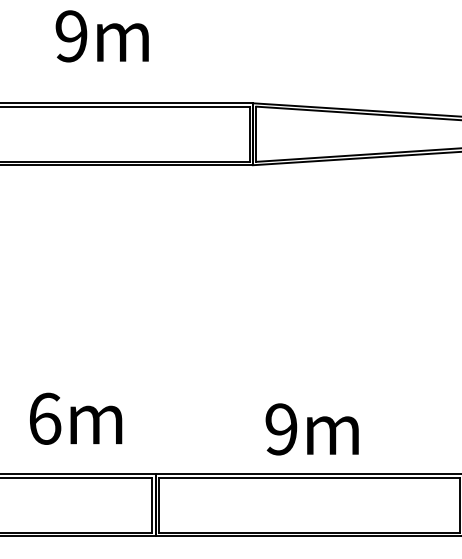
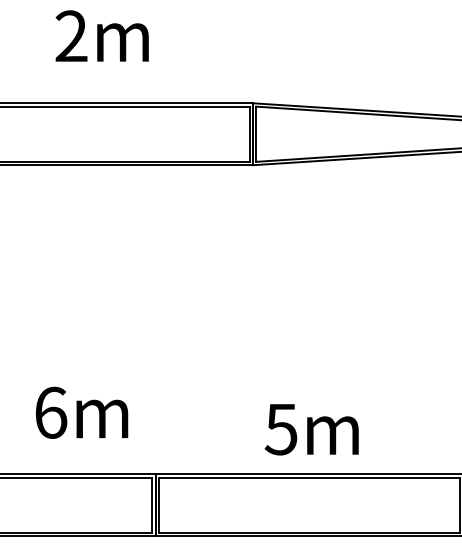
text: 9m -> 2m (71, 36)
text position: (76, 418) -> (82, 412) (82, 412)
text: 9m -> 5m (280, 429)
